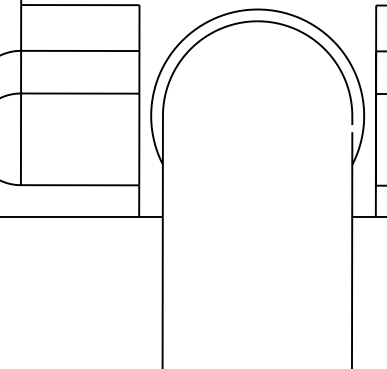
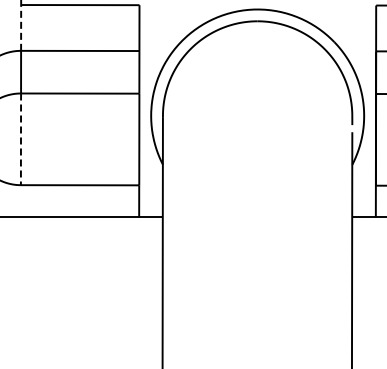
line: solid -> dashed (21, 27)
line: solid -> dashed (21, 139)
